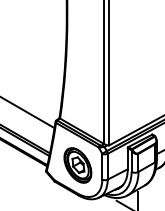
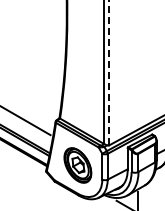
line: solid -> dashed (109, 72)
line position: (28, 113) -> (26, 121) (26, 121)
